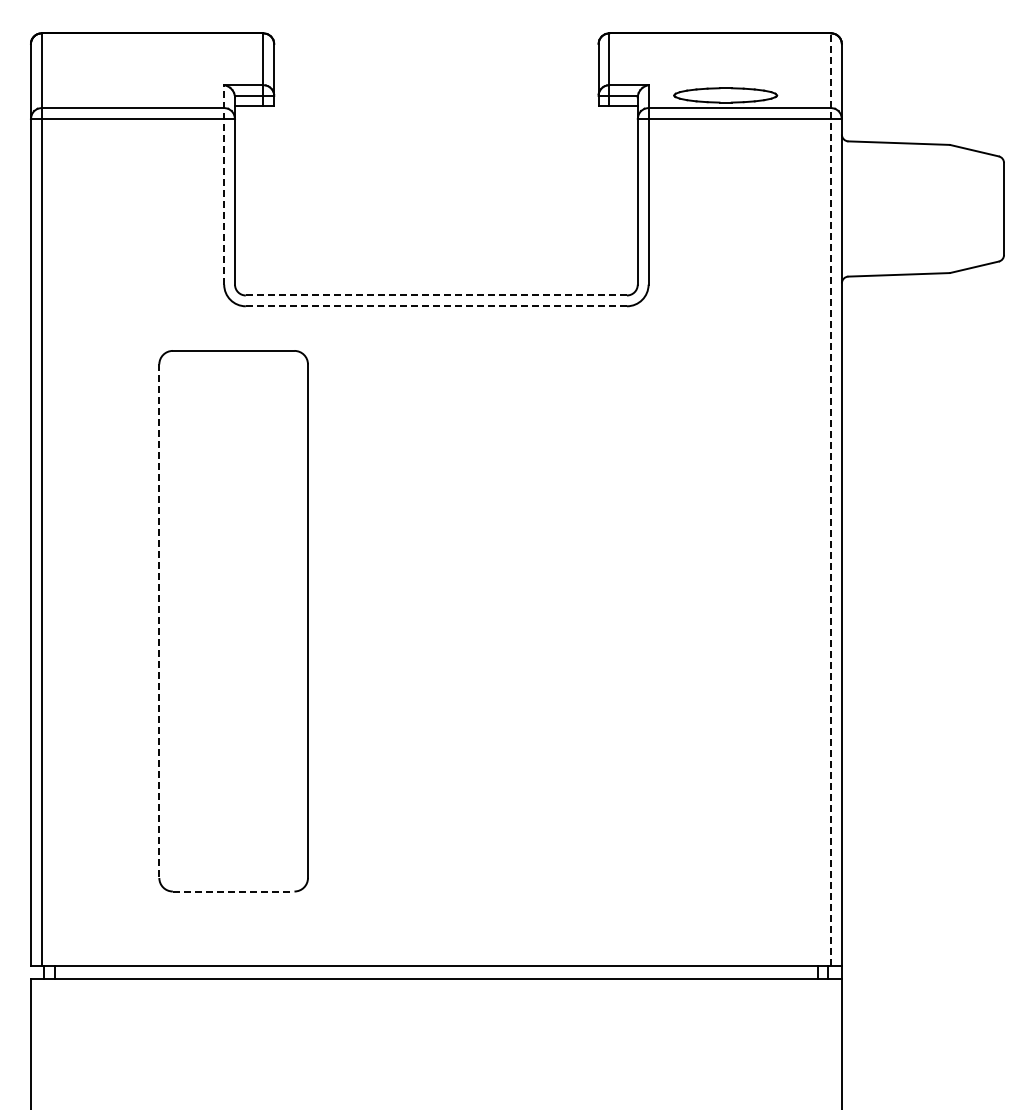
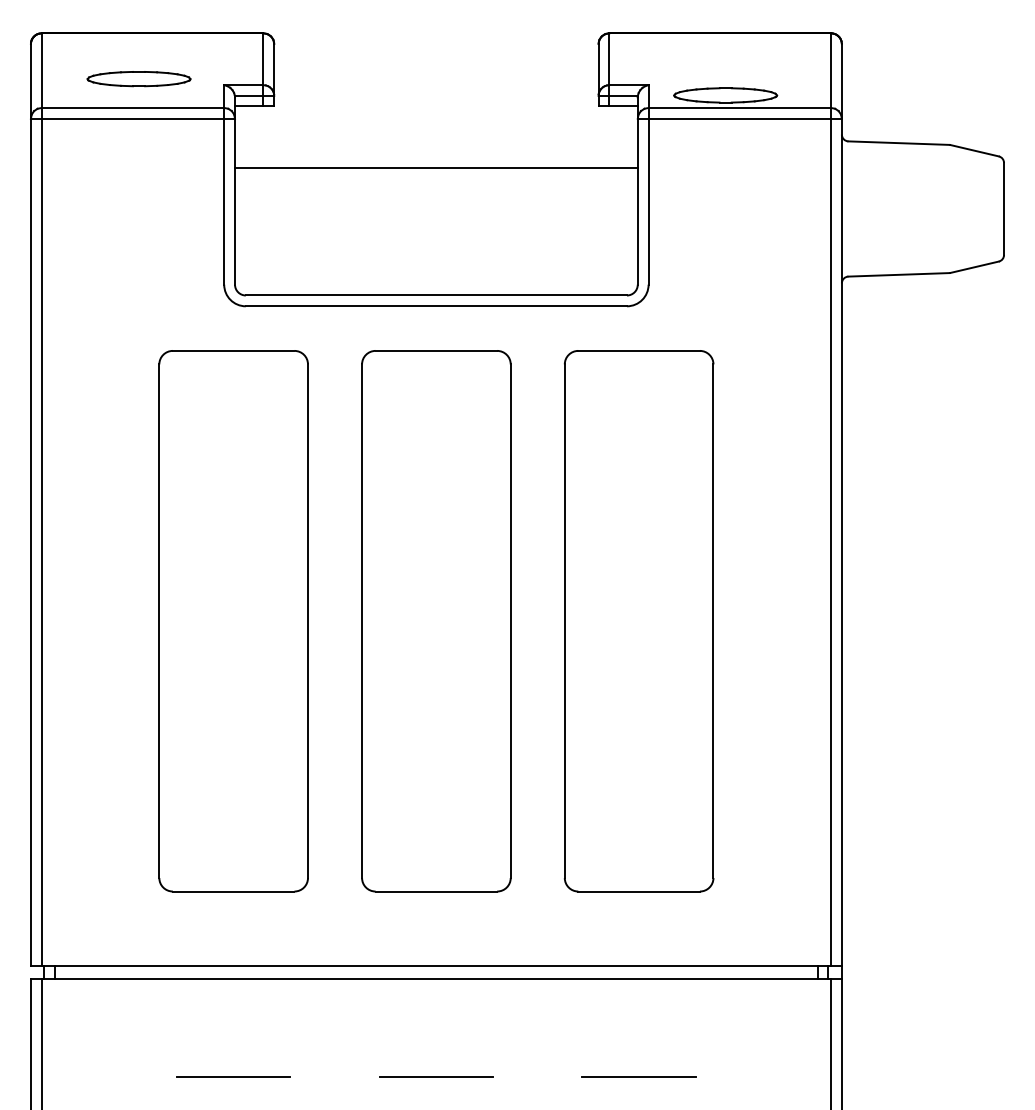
part: none -> present (138, 79)
line: none -> present (436, 168)
line: dashed -> solid (224, 184)
line: dashed -> solid (436, 295)
line: dashed -> solid (436, 306)
line: dashed -> solid (831, 499)
line: dashed -> solid (159, 621)
part: none -> present (436, 621)
part: none -> present (638, 621)
line: dashed -> solid (233, 891)
line: none -> present (41, 1042)
line: none -> present (831, 1042)
line: none -> present (233, 1076)
line: none -> present (436, 1076)
line: none -> present (638, 1076)
